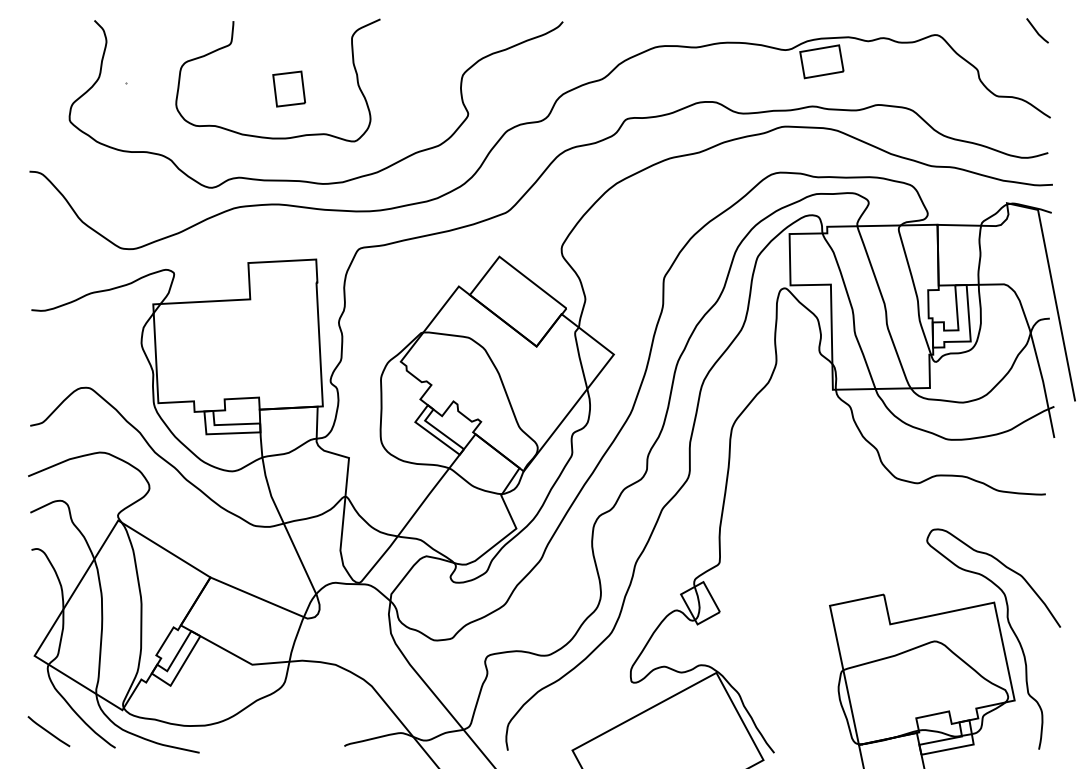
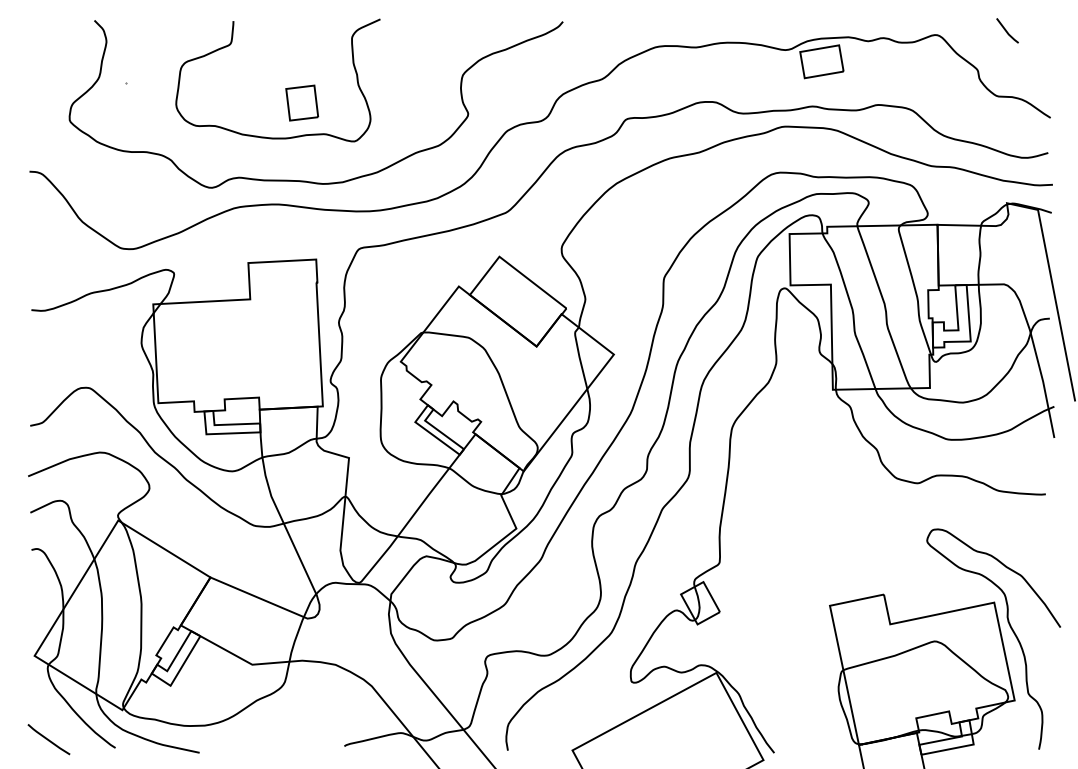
line position: (1036, 30) -> (1006, 30) (1006, 30)
part position: (289, 88) -> (302, 102) (302, 102)
line position: (48, 731) -> (48, 739) (48, 739)
